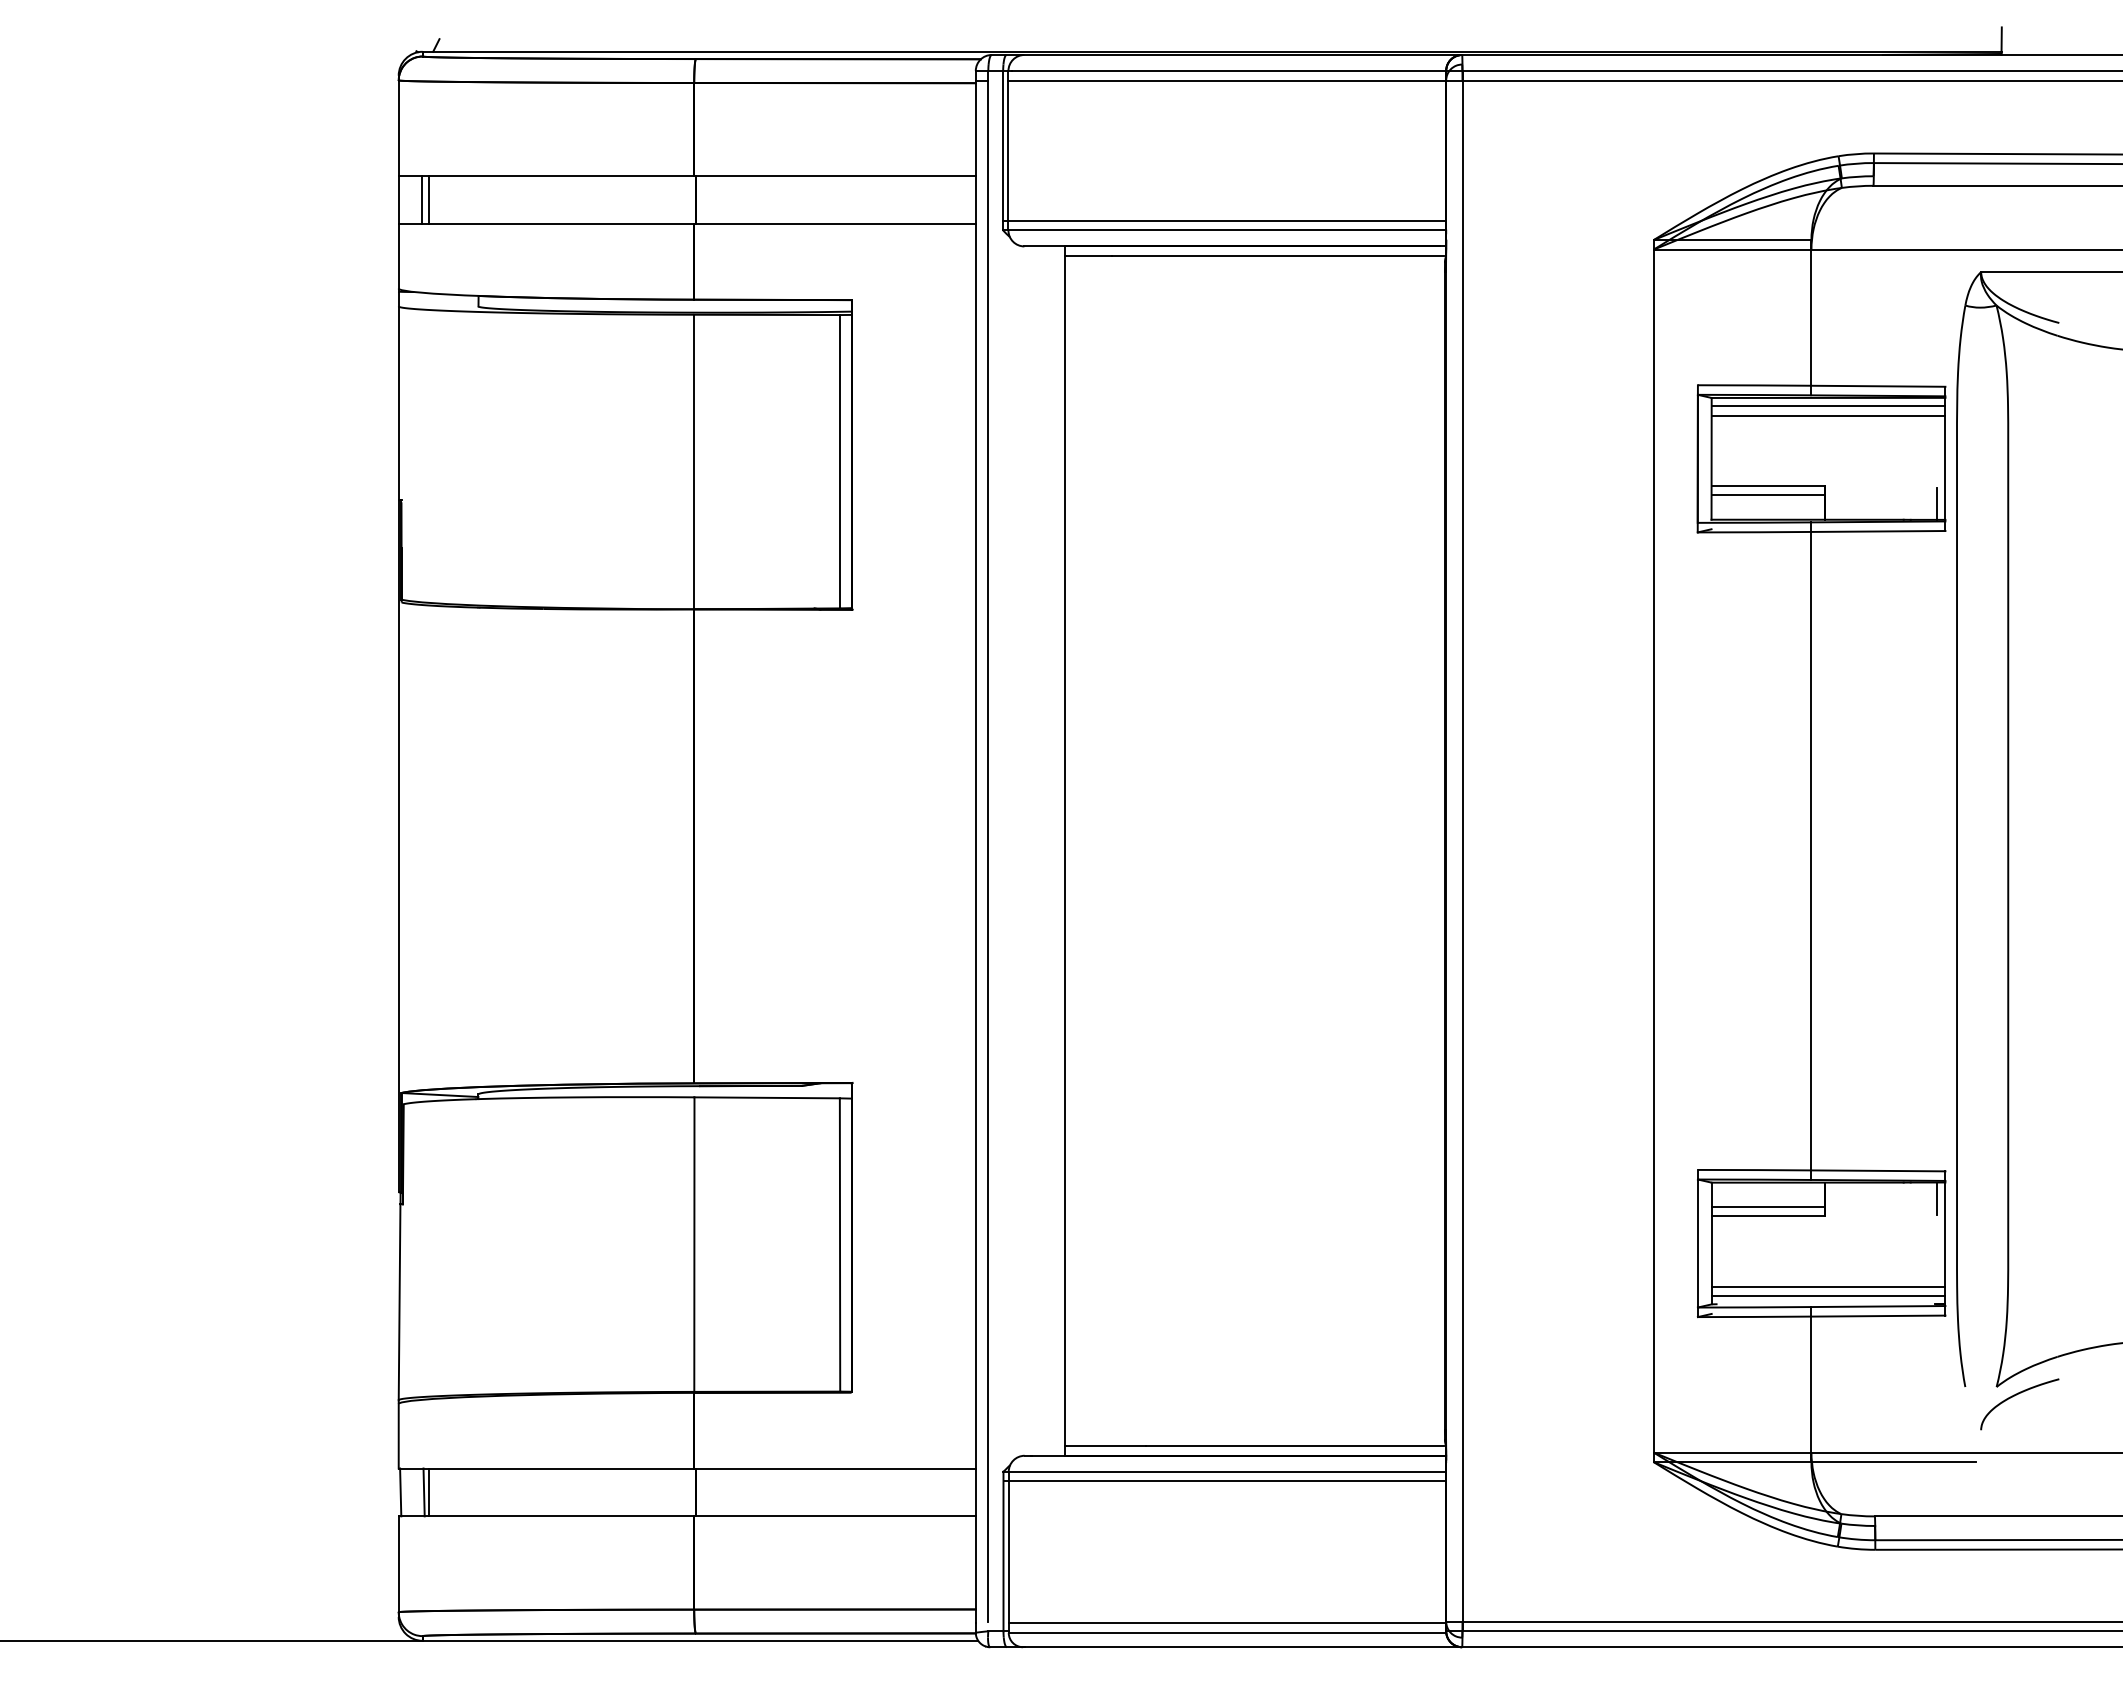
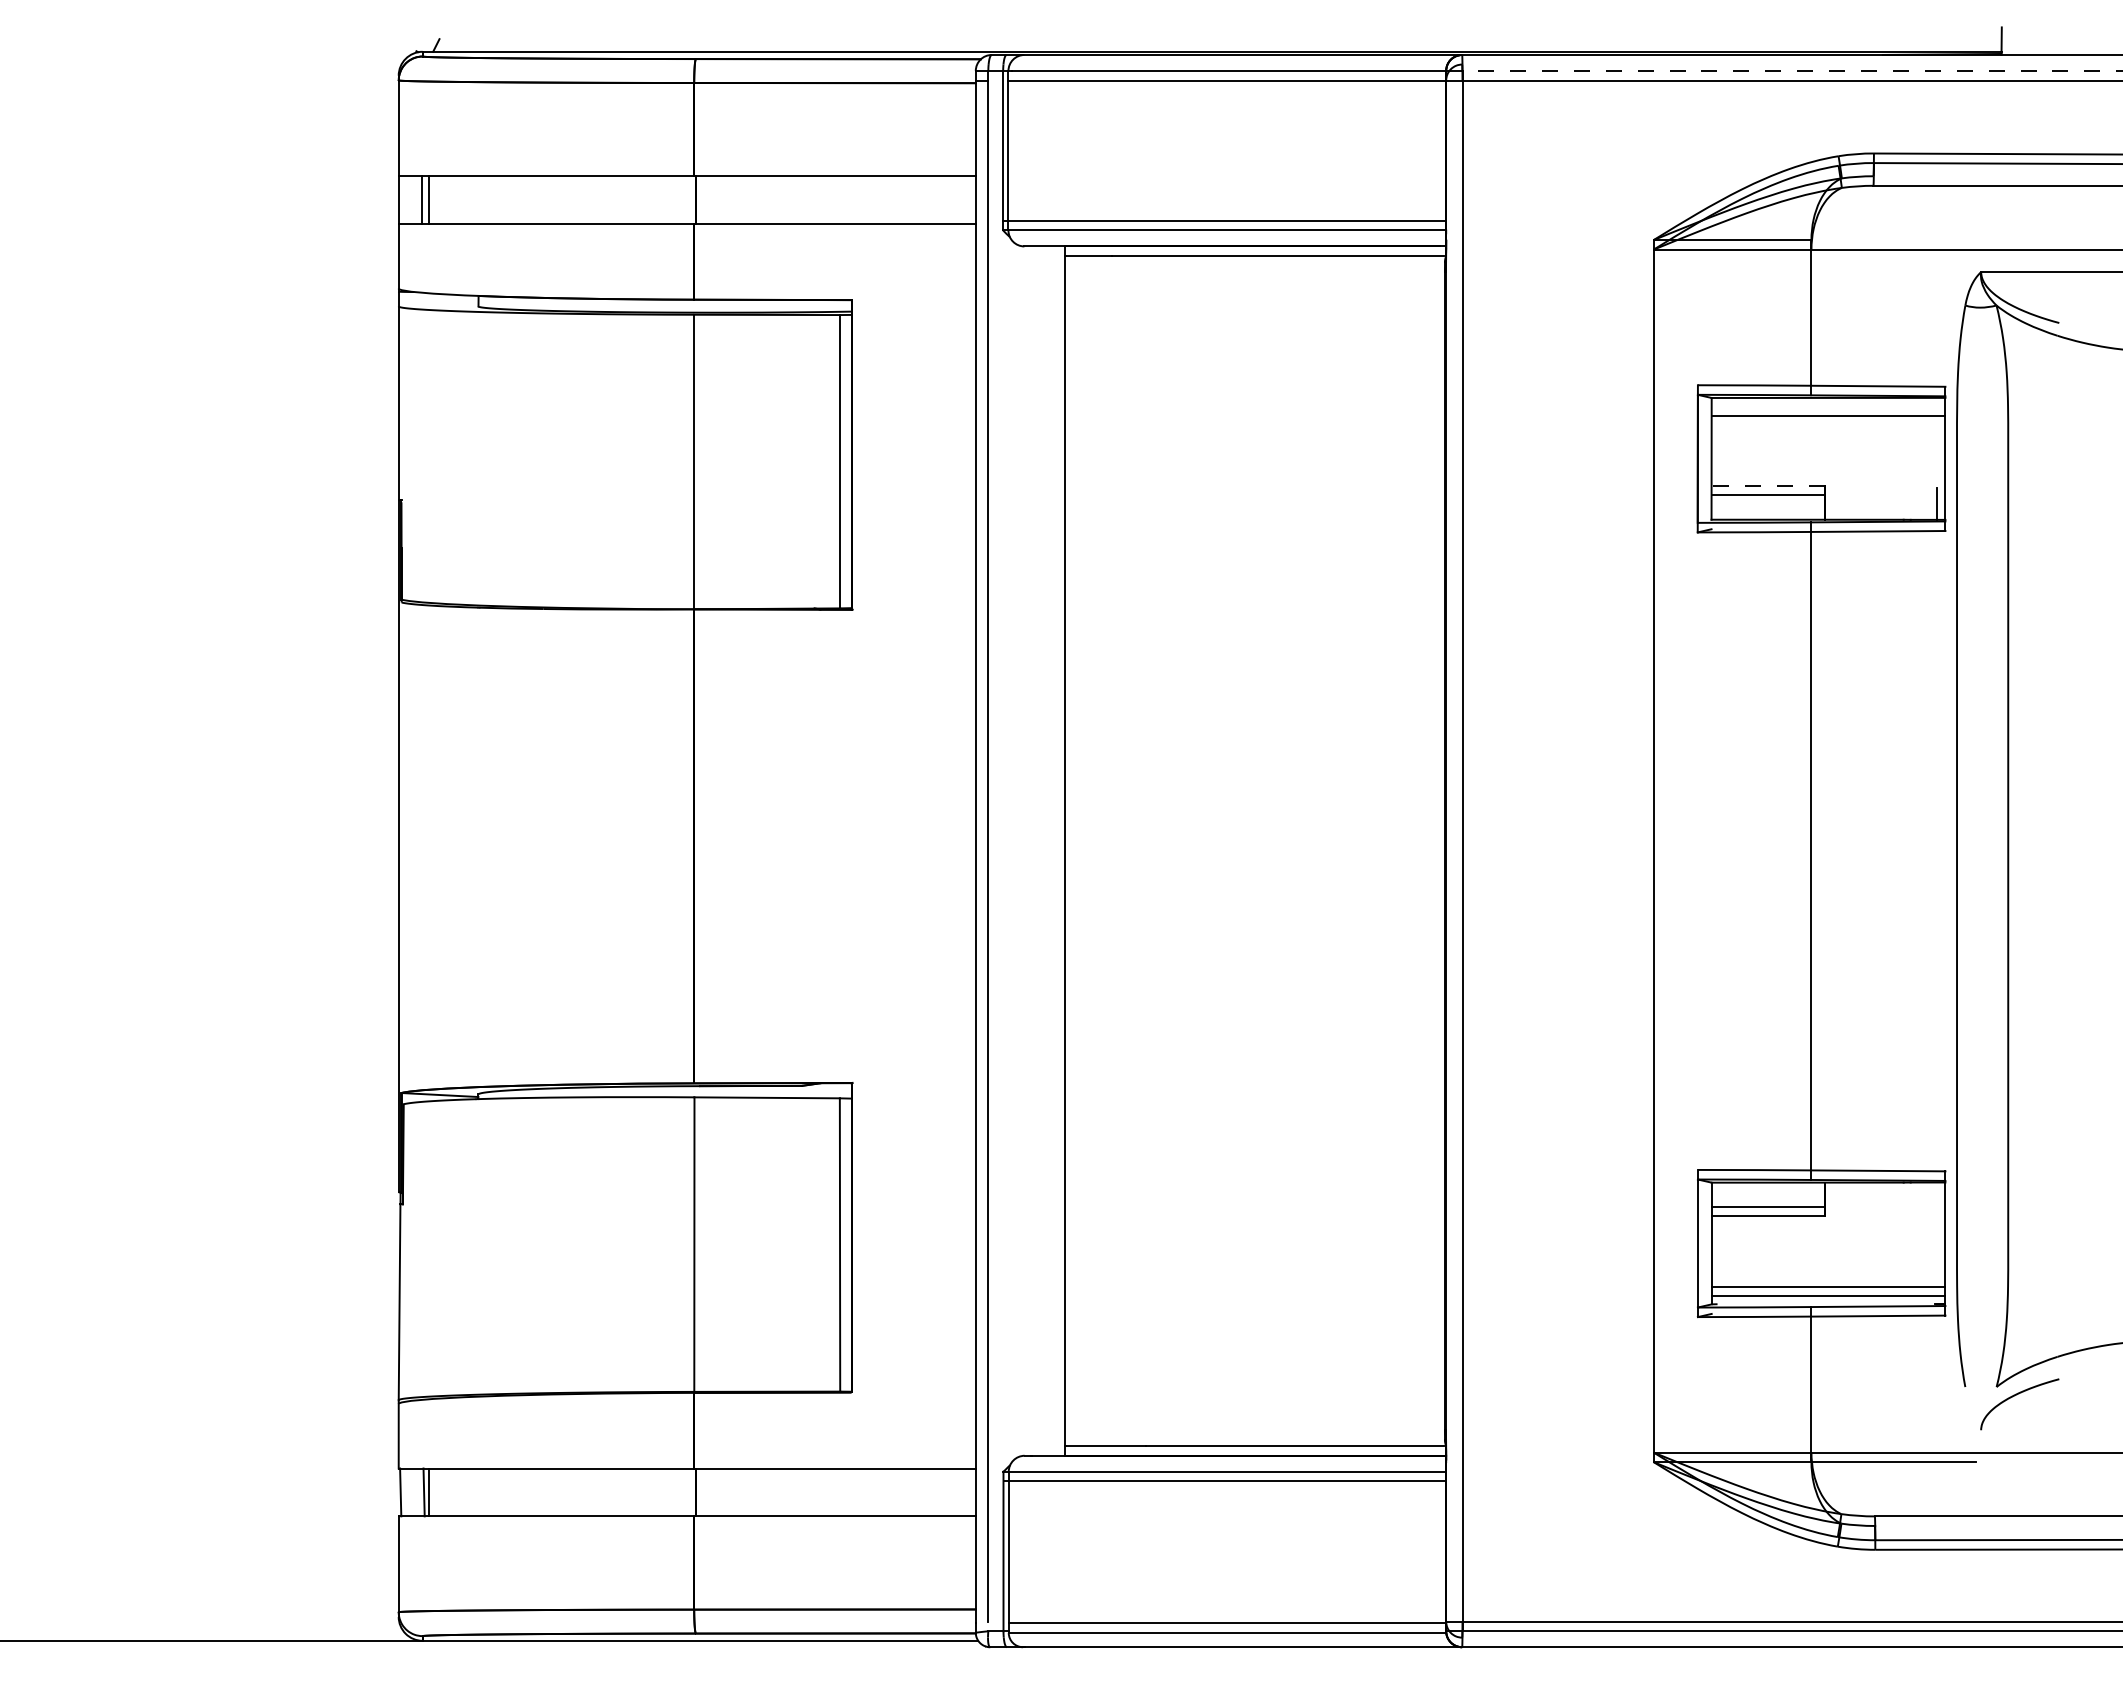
line: solid -> dashed (1784, 70)
line: present -> none (1828, 405)
line: solid -> dashed (1768, 485)
line: present -> none (1936, 1198)
